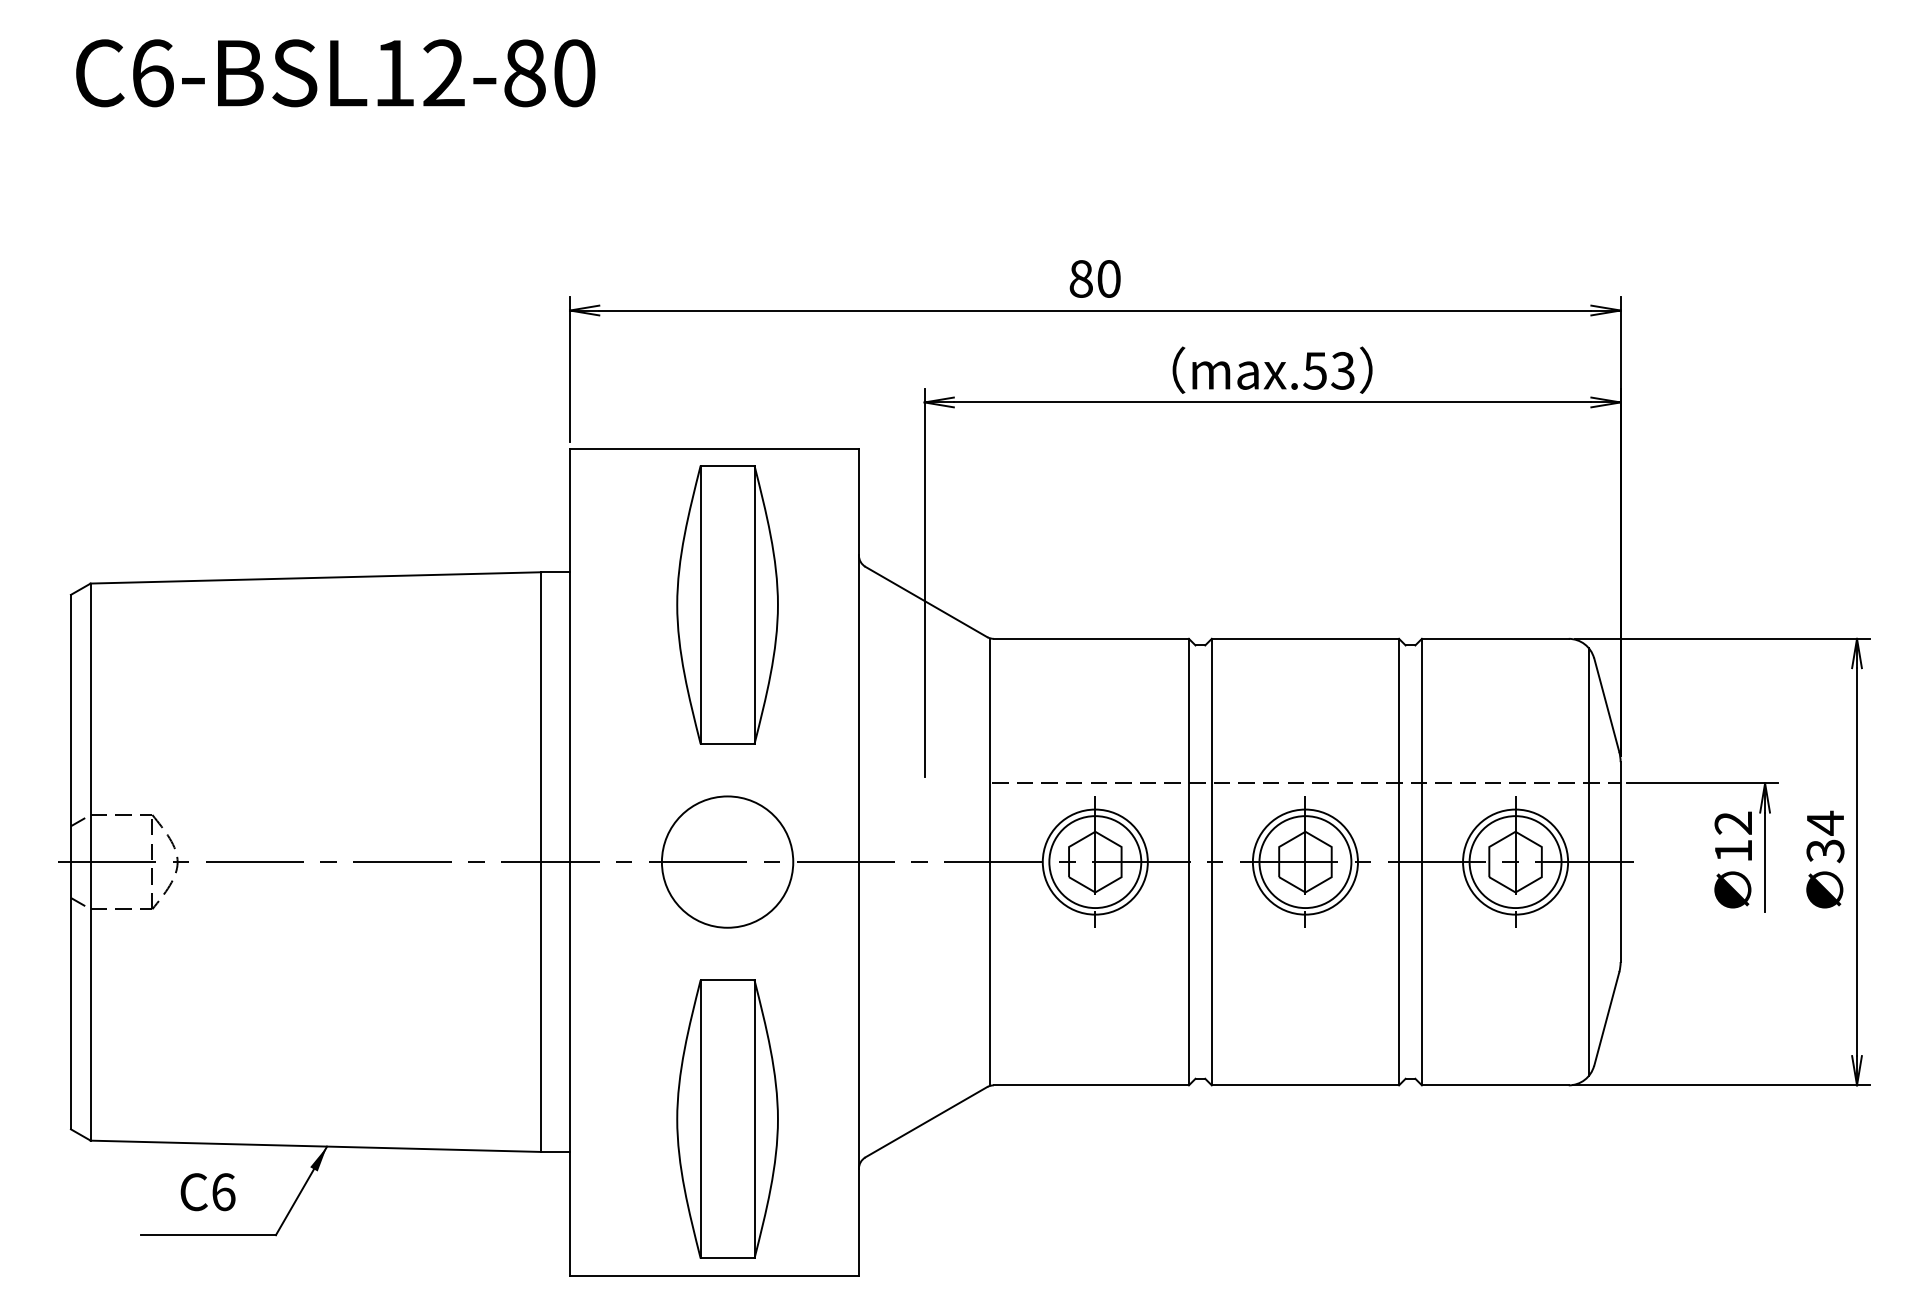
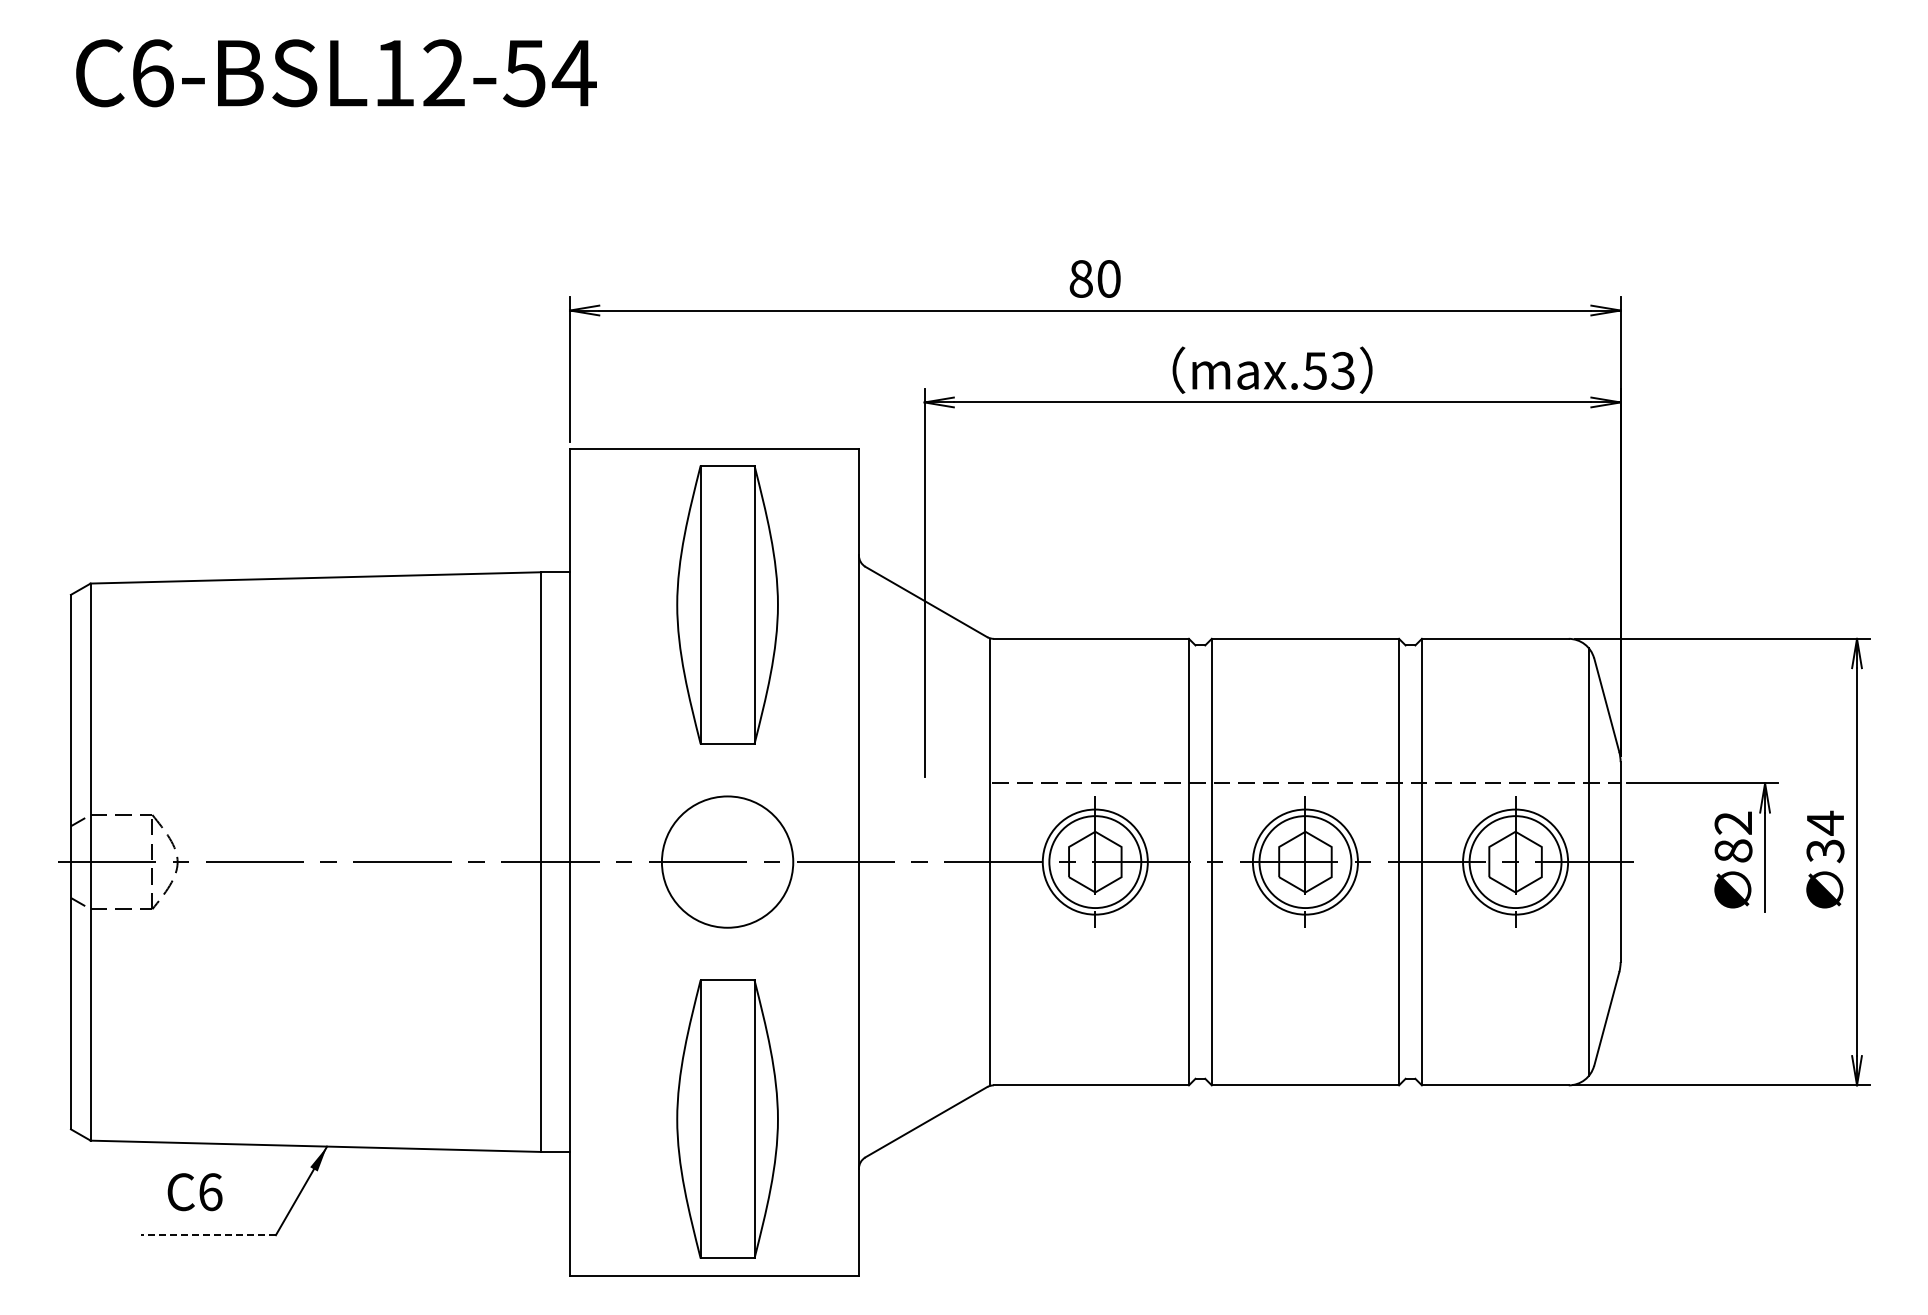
text: C6-BSL12-80 -> C6-BSL12-54 (549, 73)
text: 12 -> 82 (1733, 850)
text position: (207, 1192) -> (194, 1192) (194, 1192)
line: solid -> dashed (208, 1235)
